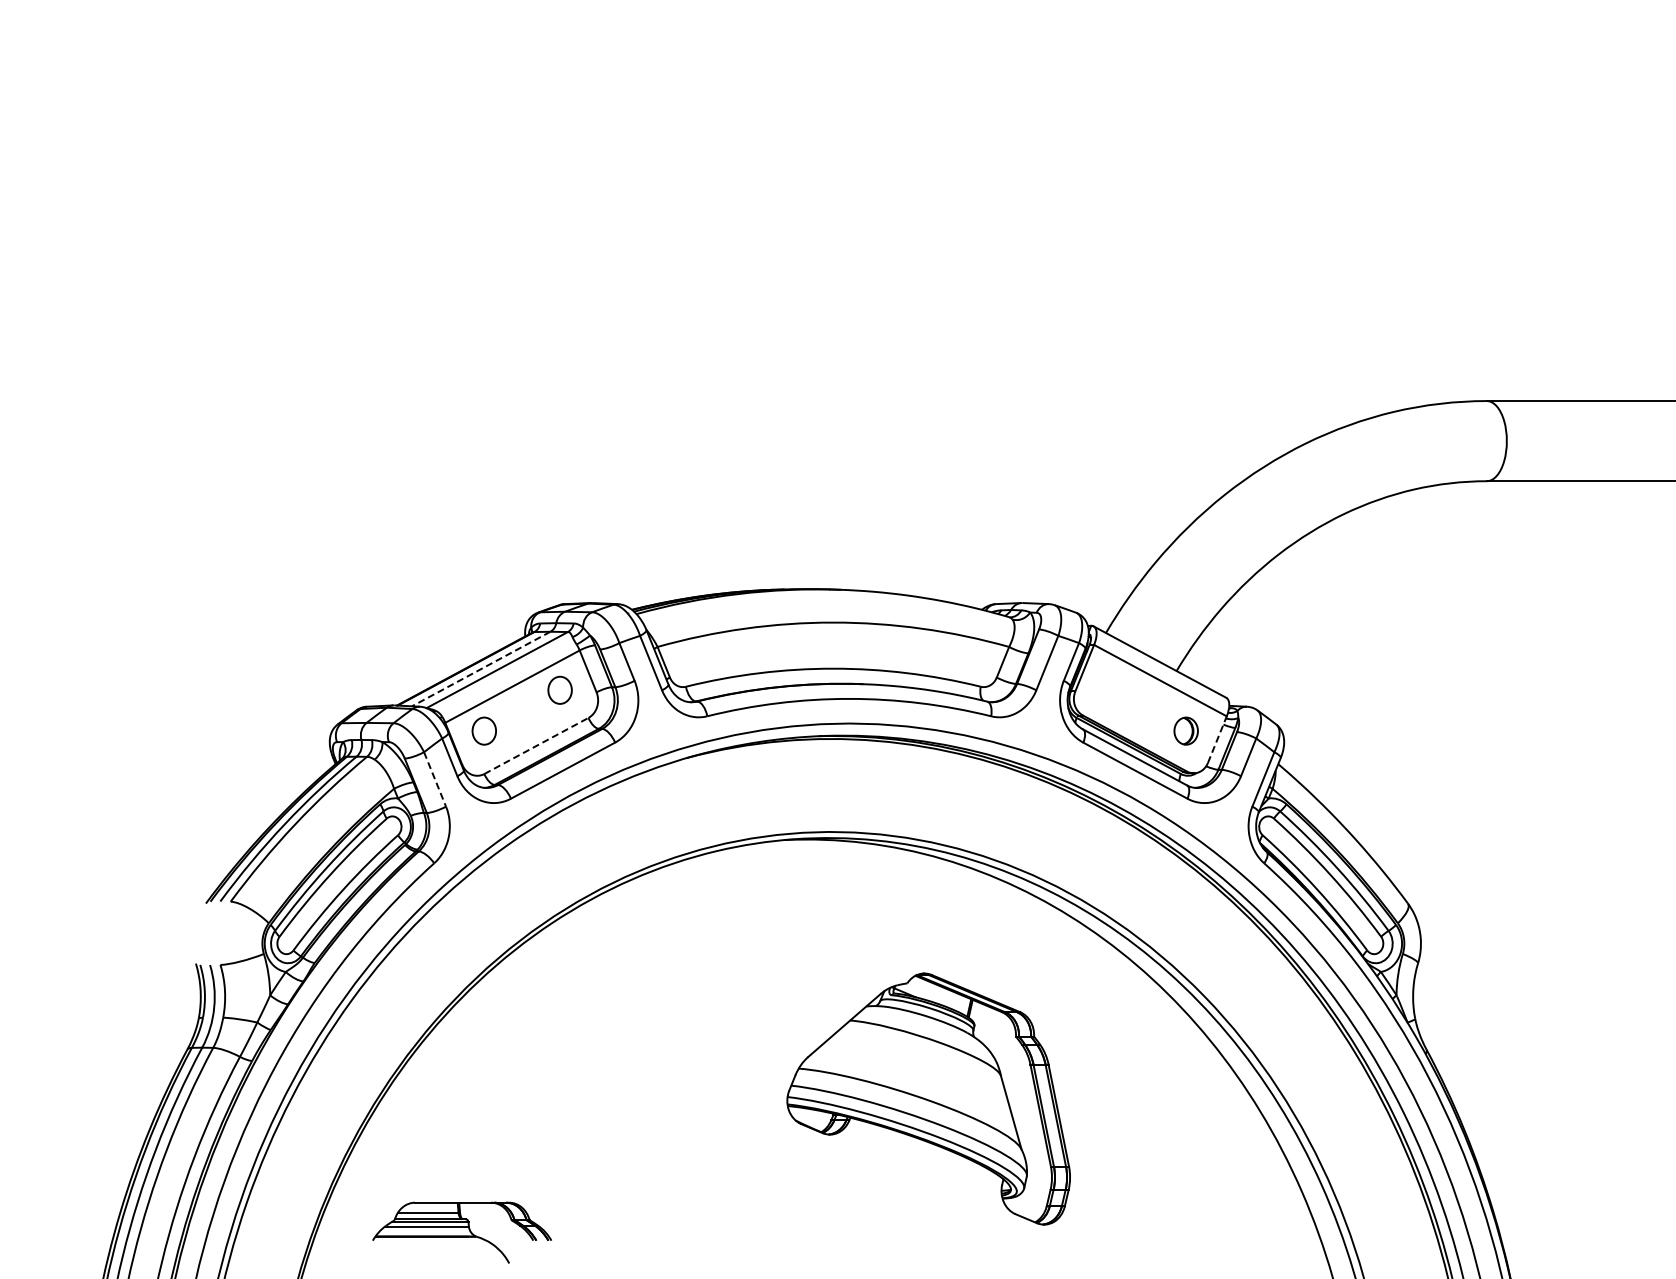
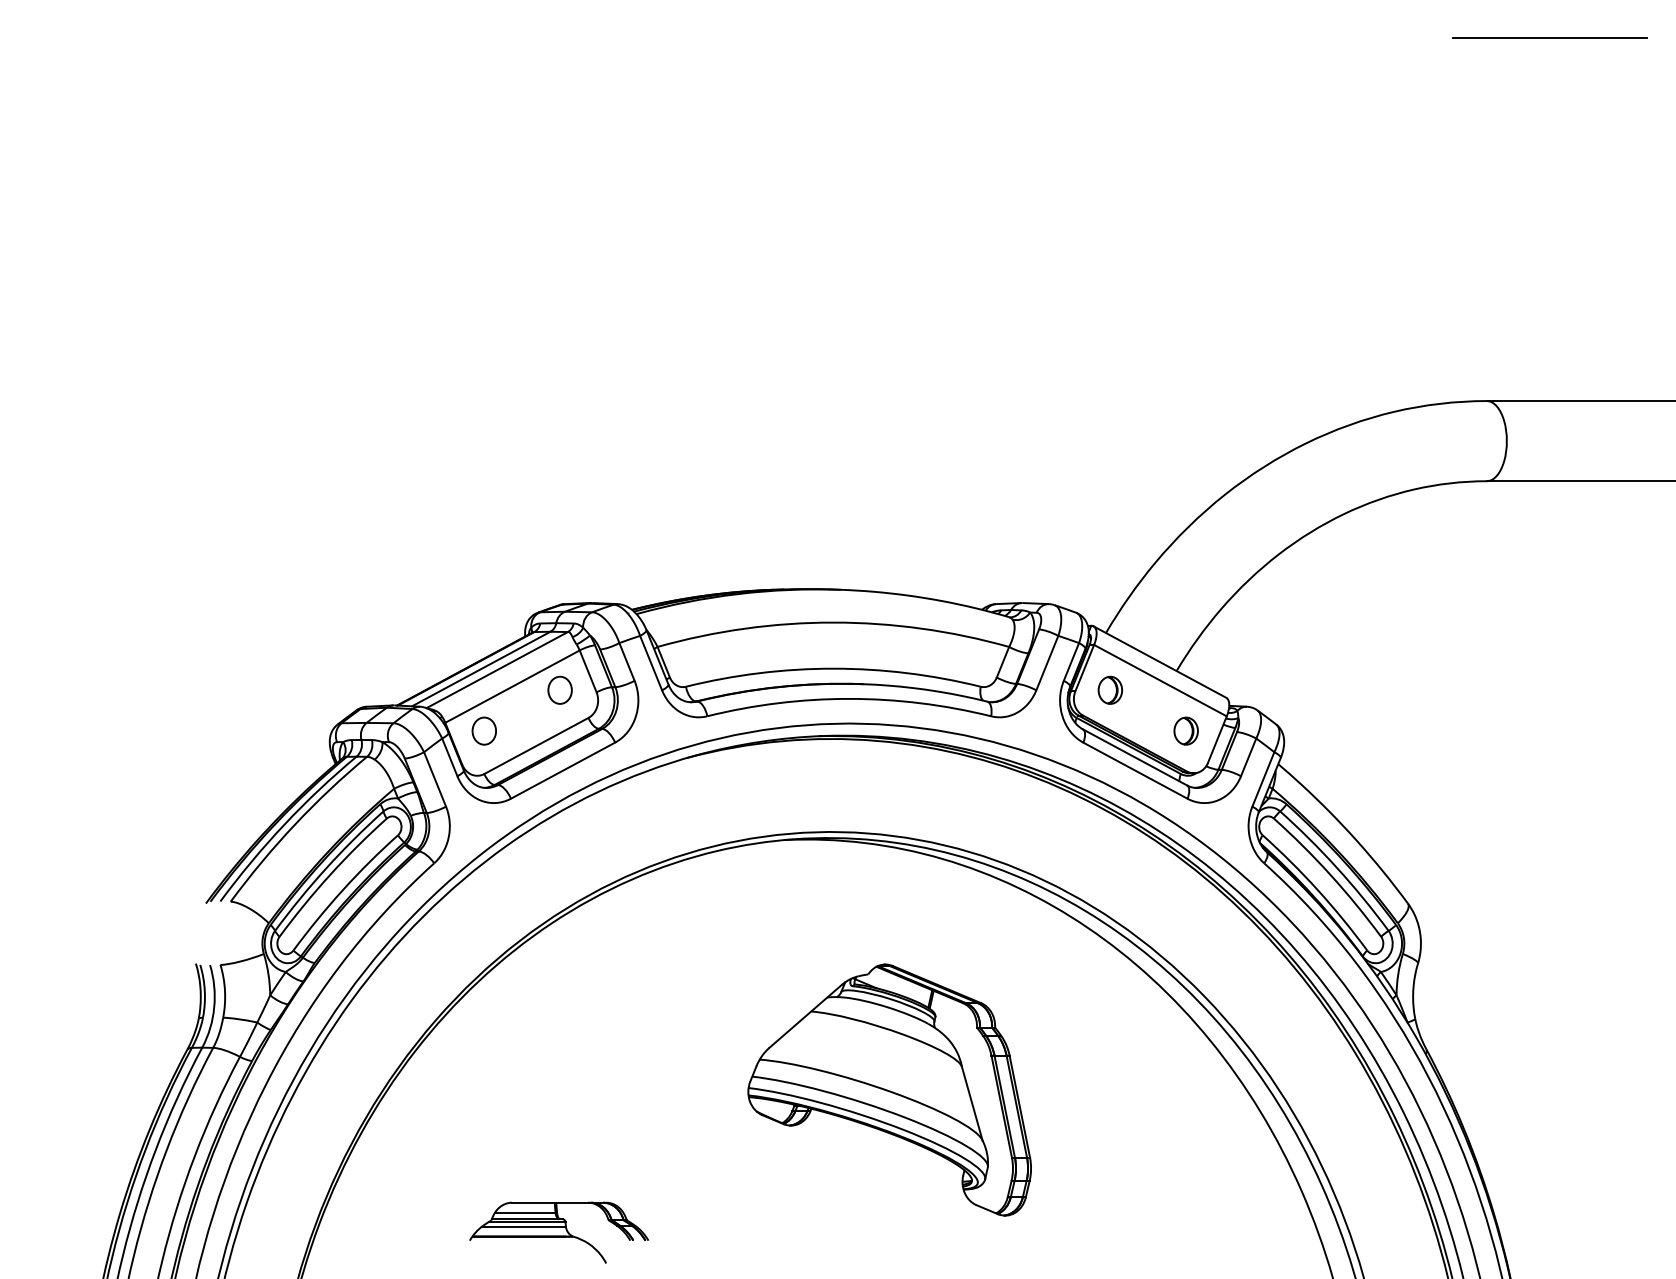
line: none -> present (1549, 38)
line: dashed -> solid (481, 669)
part: none -> present (1110, 689)
line: dashed -> solid (1217, 739)
line: dashed -> solid (536, 745)
line: dashed -> solid (435, 779)
part position: (928, 1098) -> (889, 1089) (889, 1089)
part position: (461, 1232) -> (558, 1232) (558, 1232)
